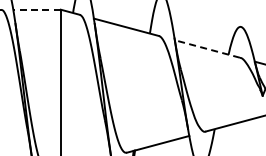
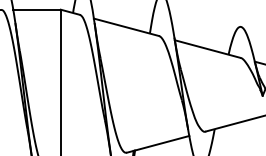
line: dashed -> solid (37, 9)
line: dashed -> solid (207, 49)
